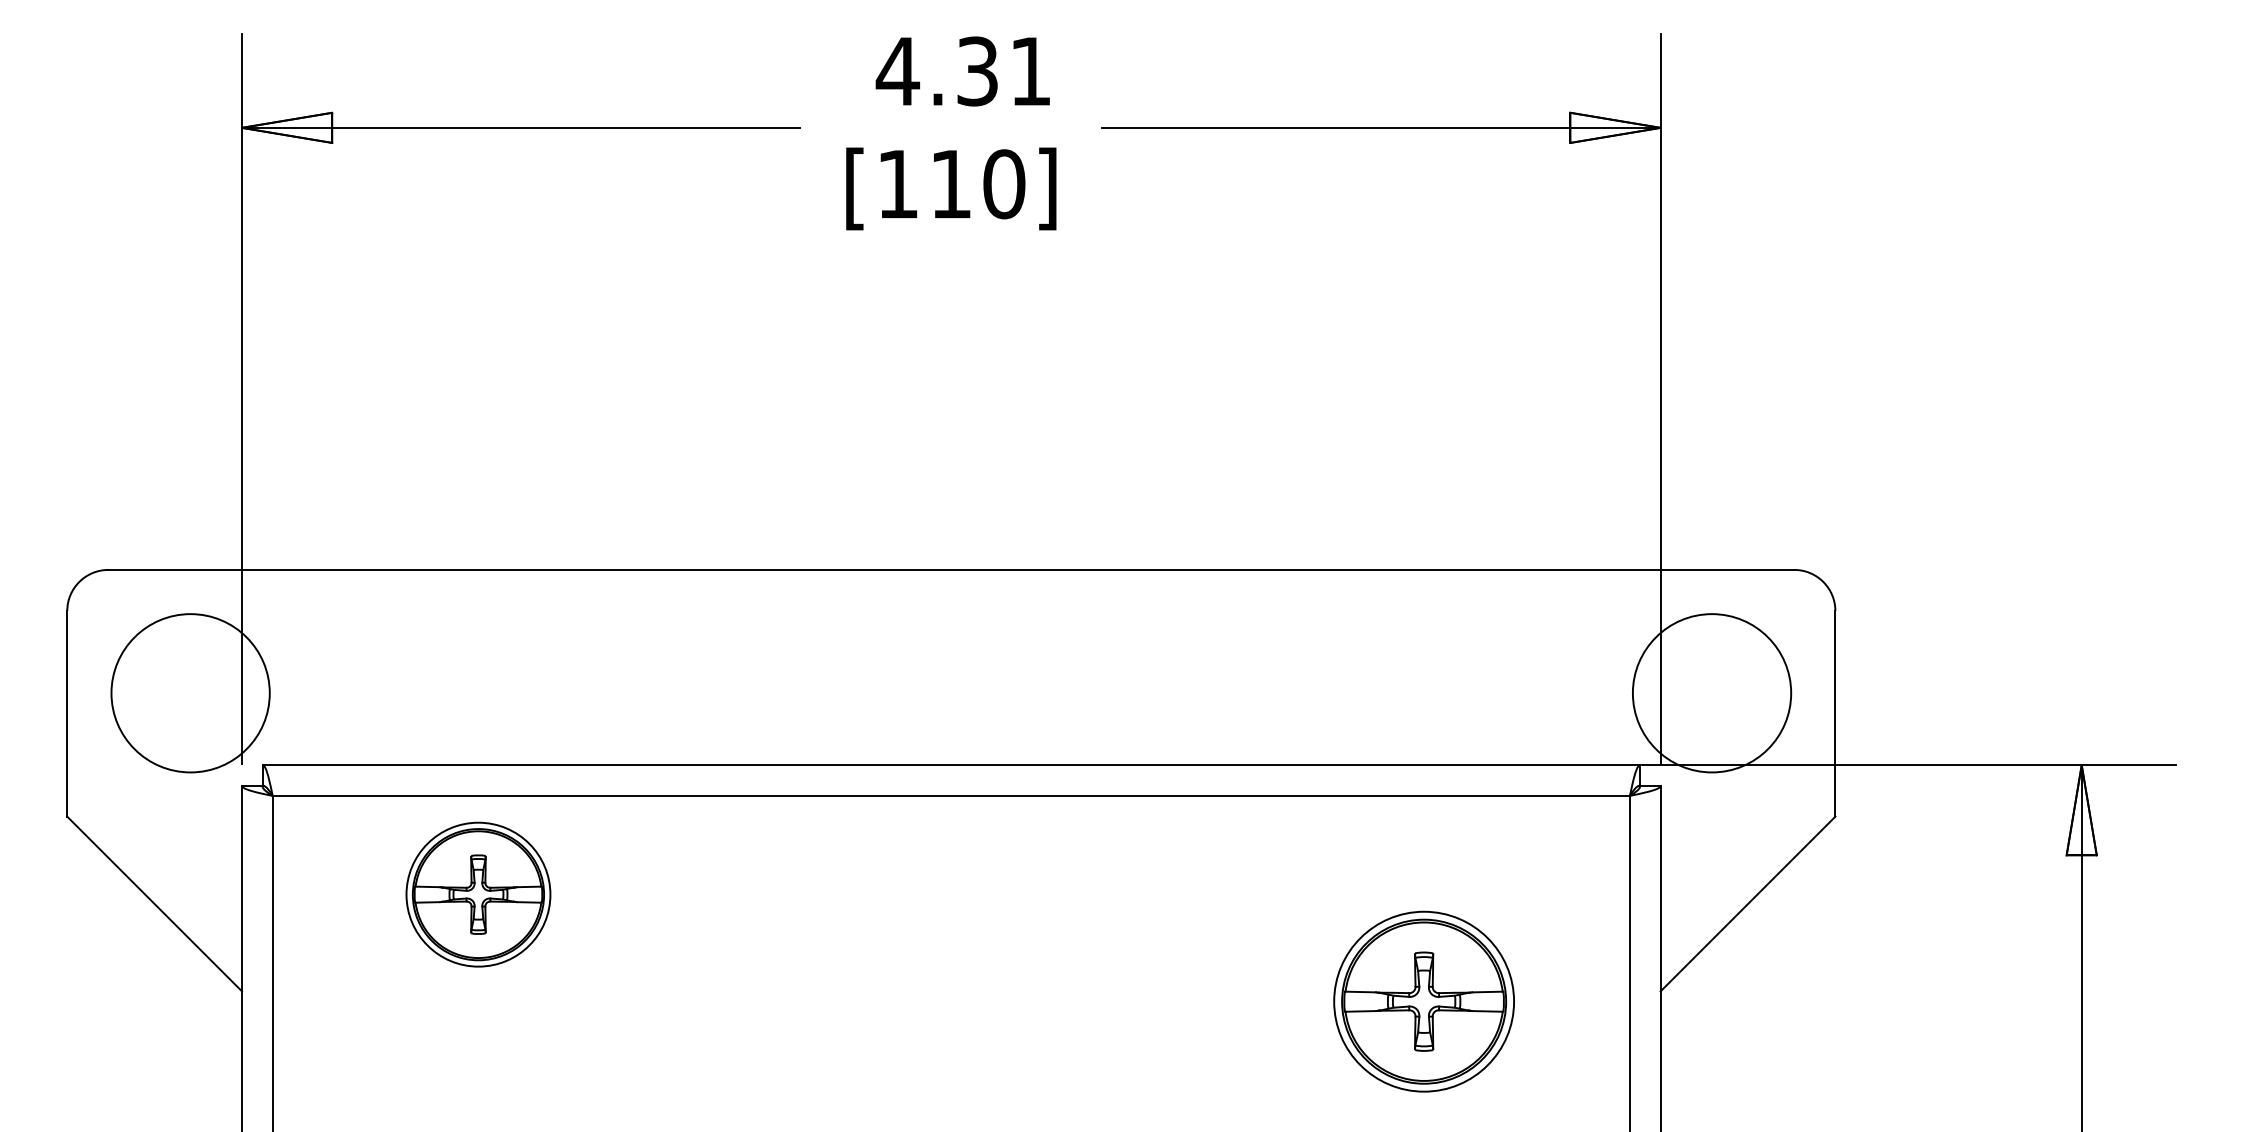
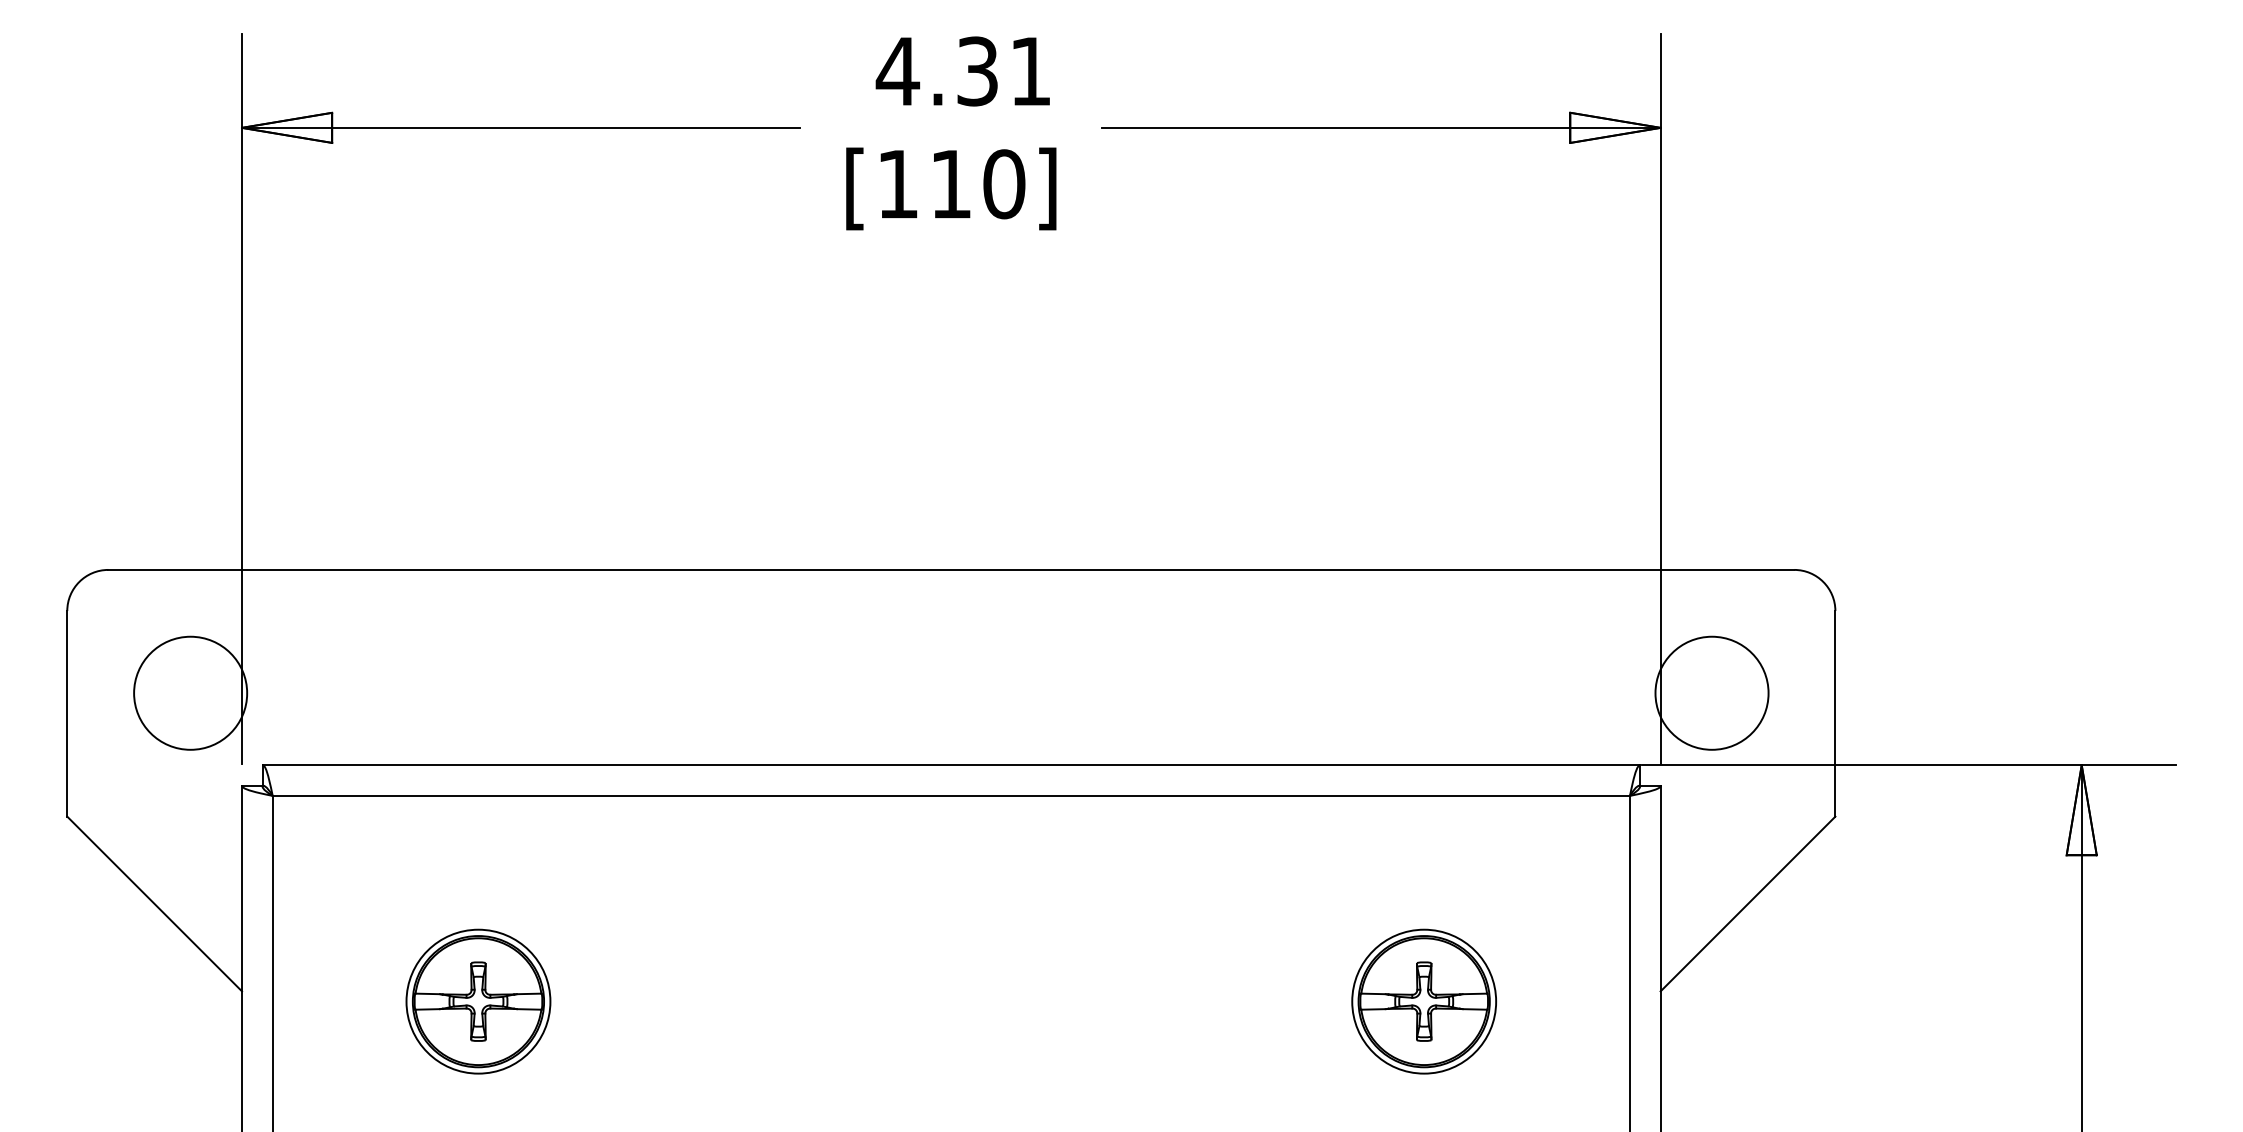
circle diameter: 158 px -> 113 px (190, 692)
circle diameter: 158 px -> 113 px (1711, 692)
part position: (478, 894) -> (478, 1001) (478, 1001)
part size: 182x183 px -> 147x147 px (1424, 1001)
